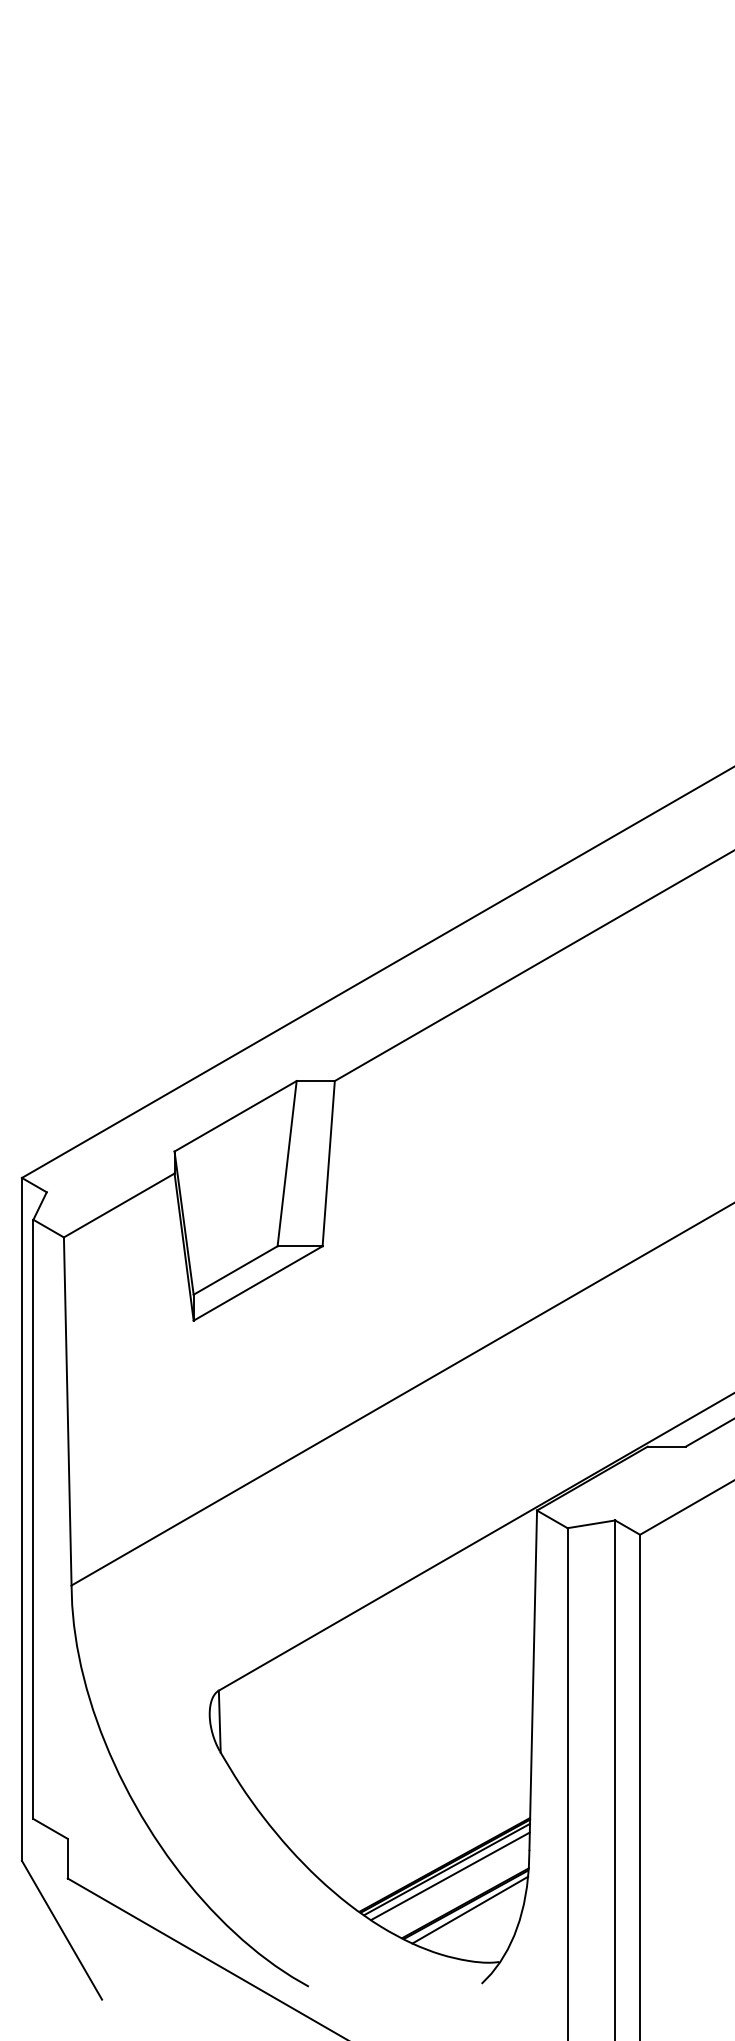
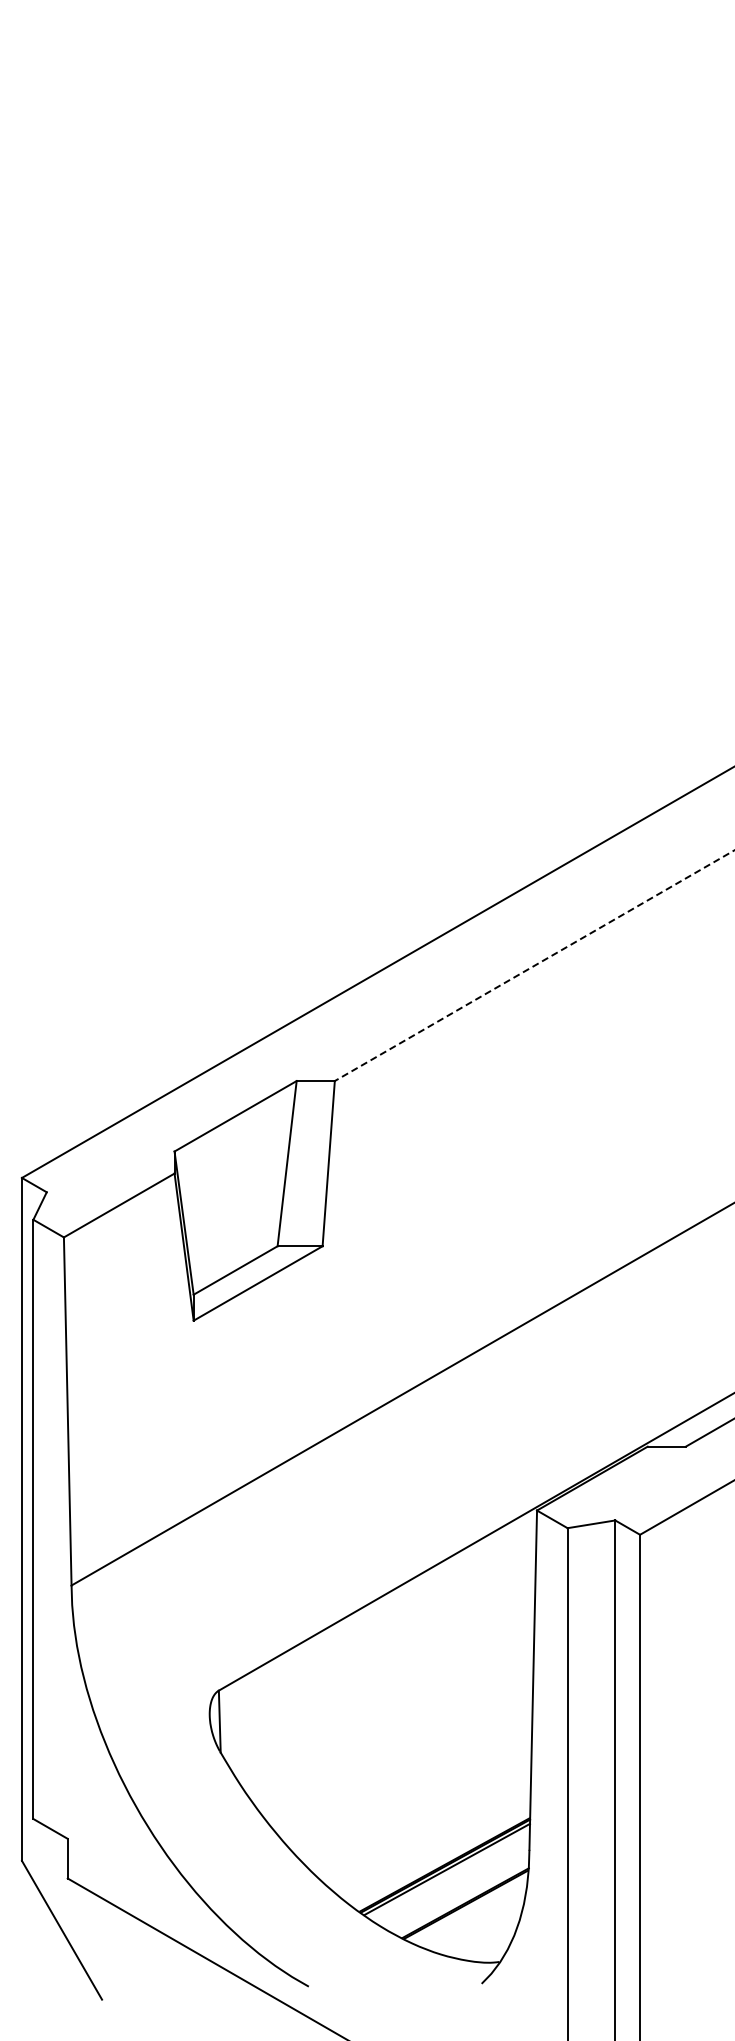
line: solid -> dashed (534, 965)
line: present -> none (450, 1875)
line: present -> none (470, 1909)
